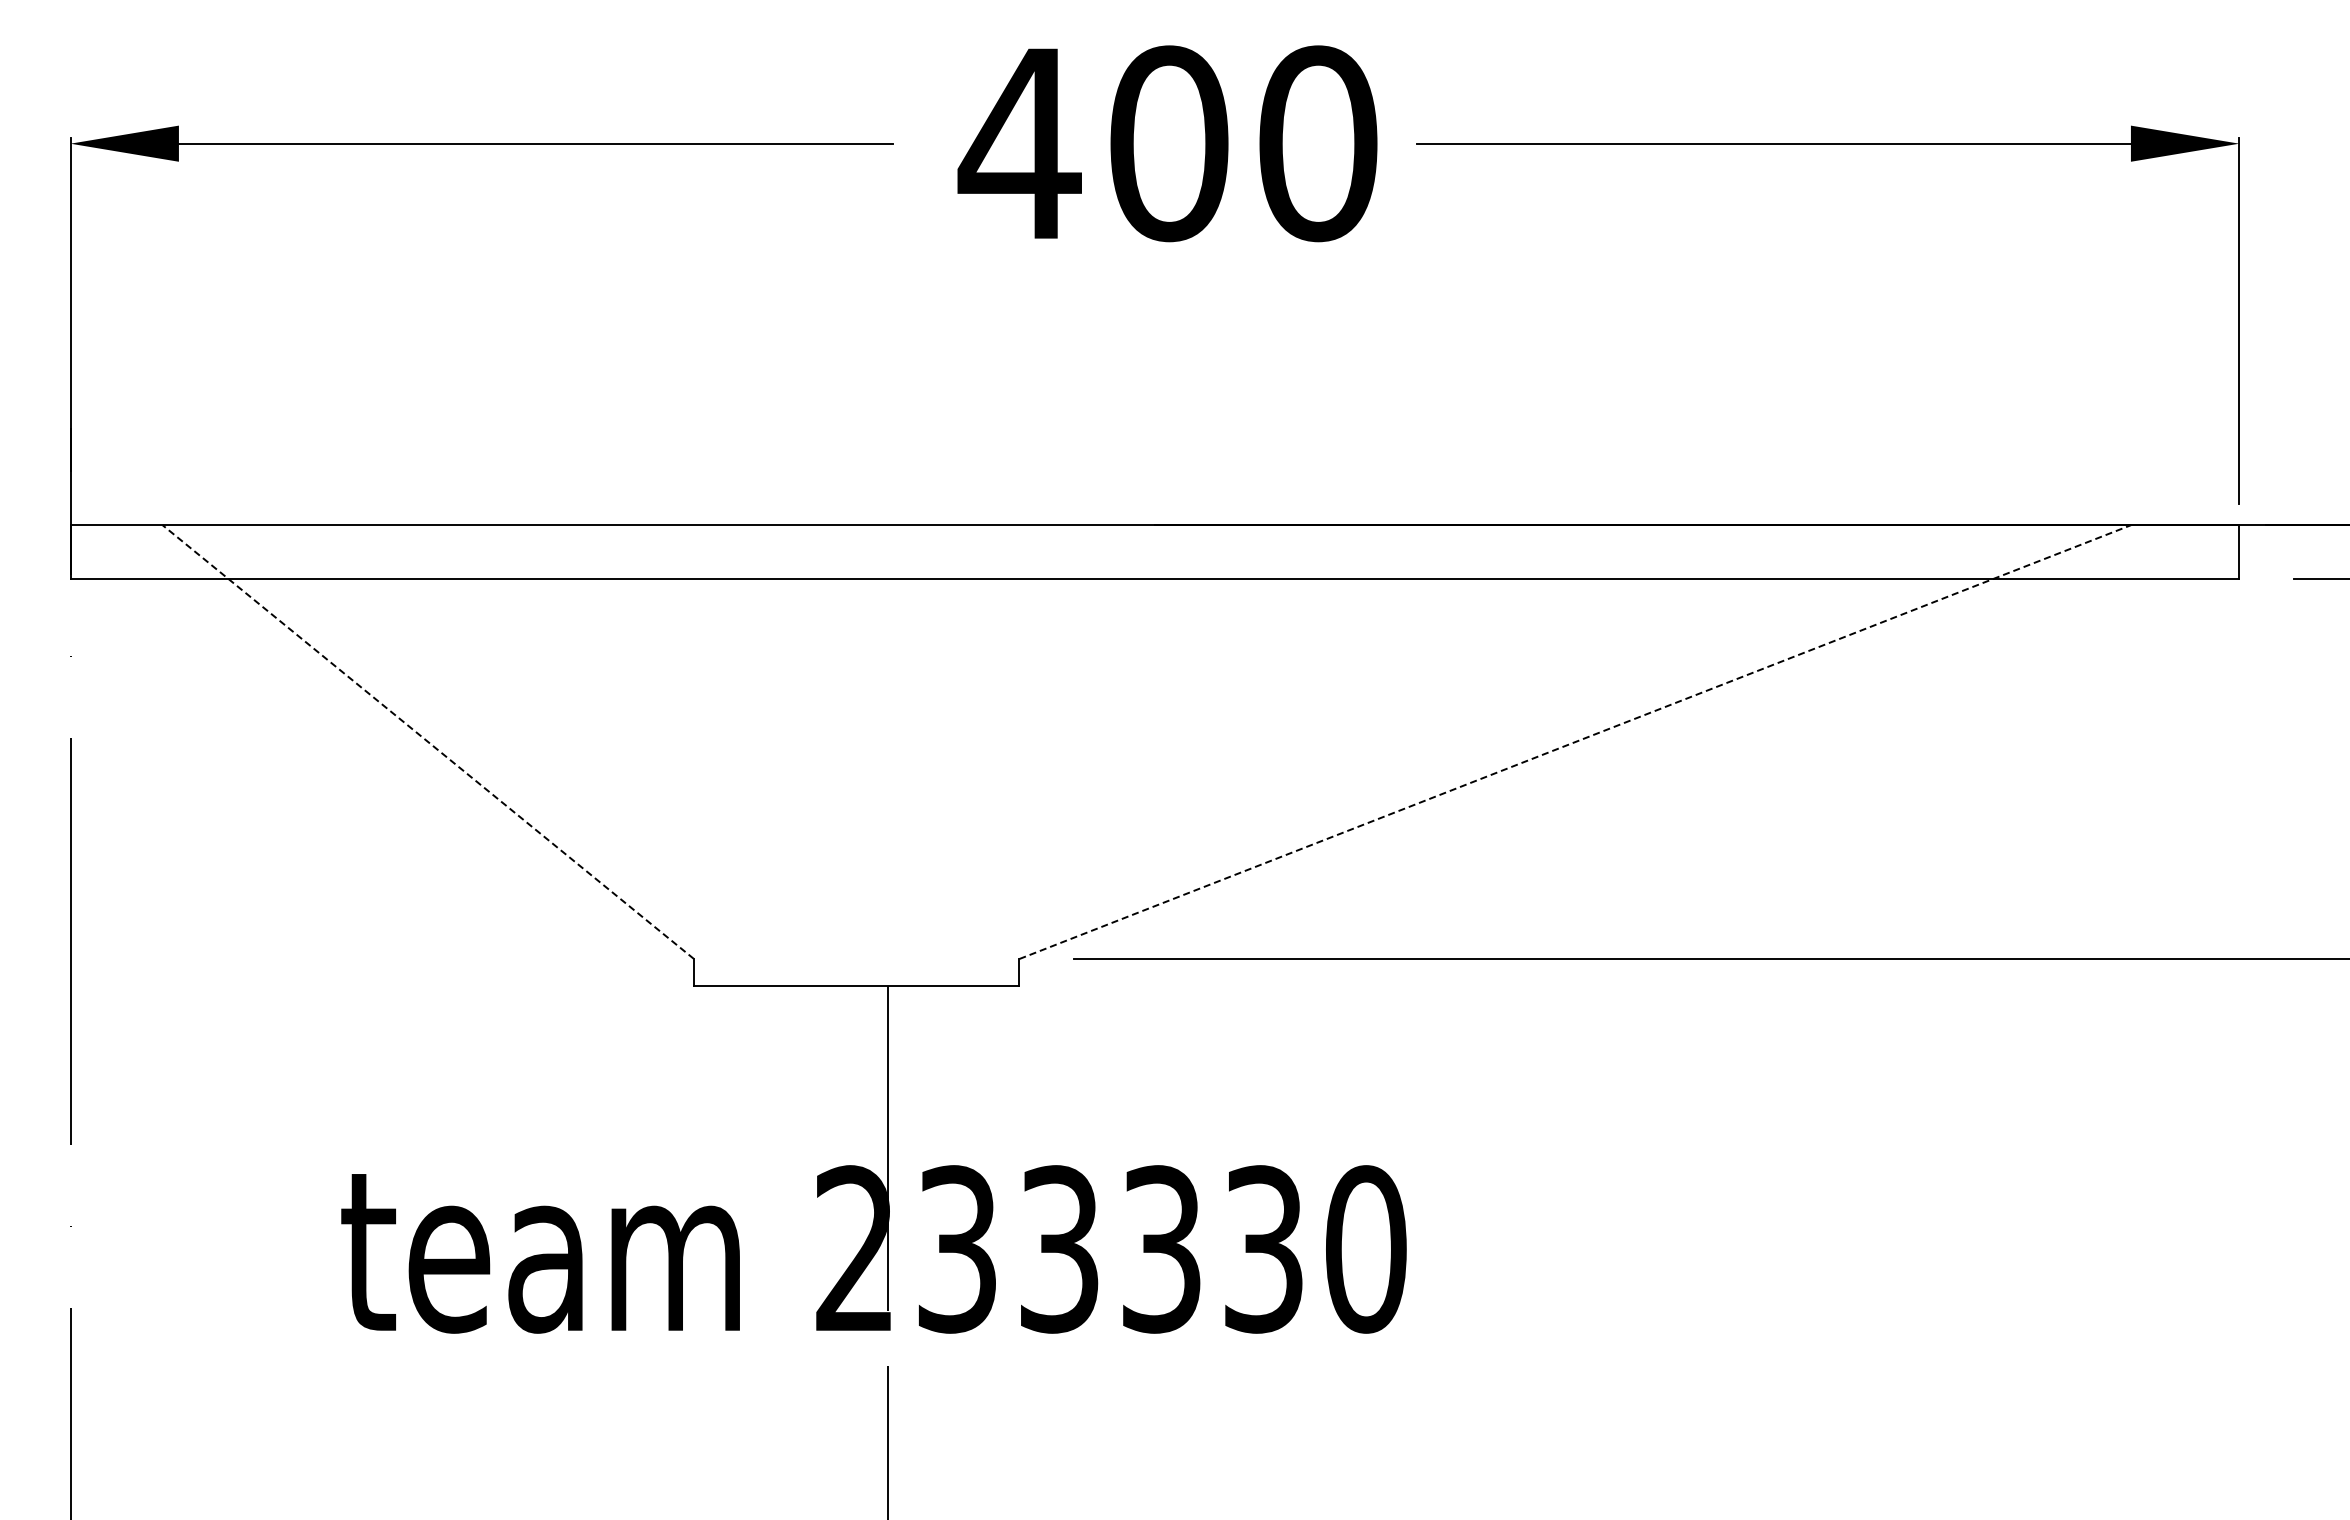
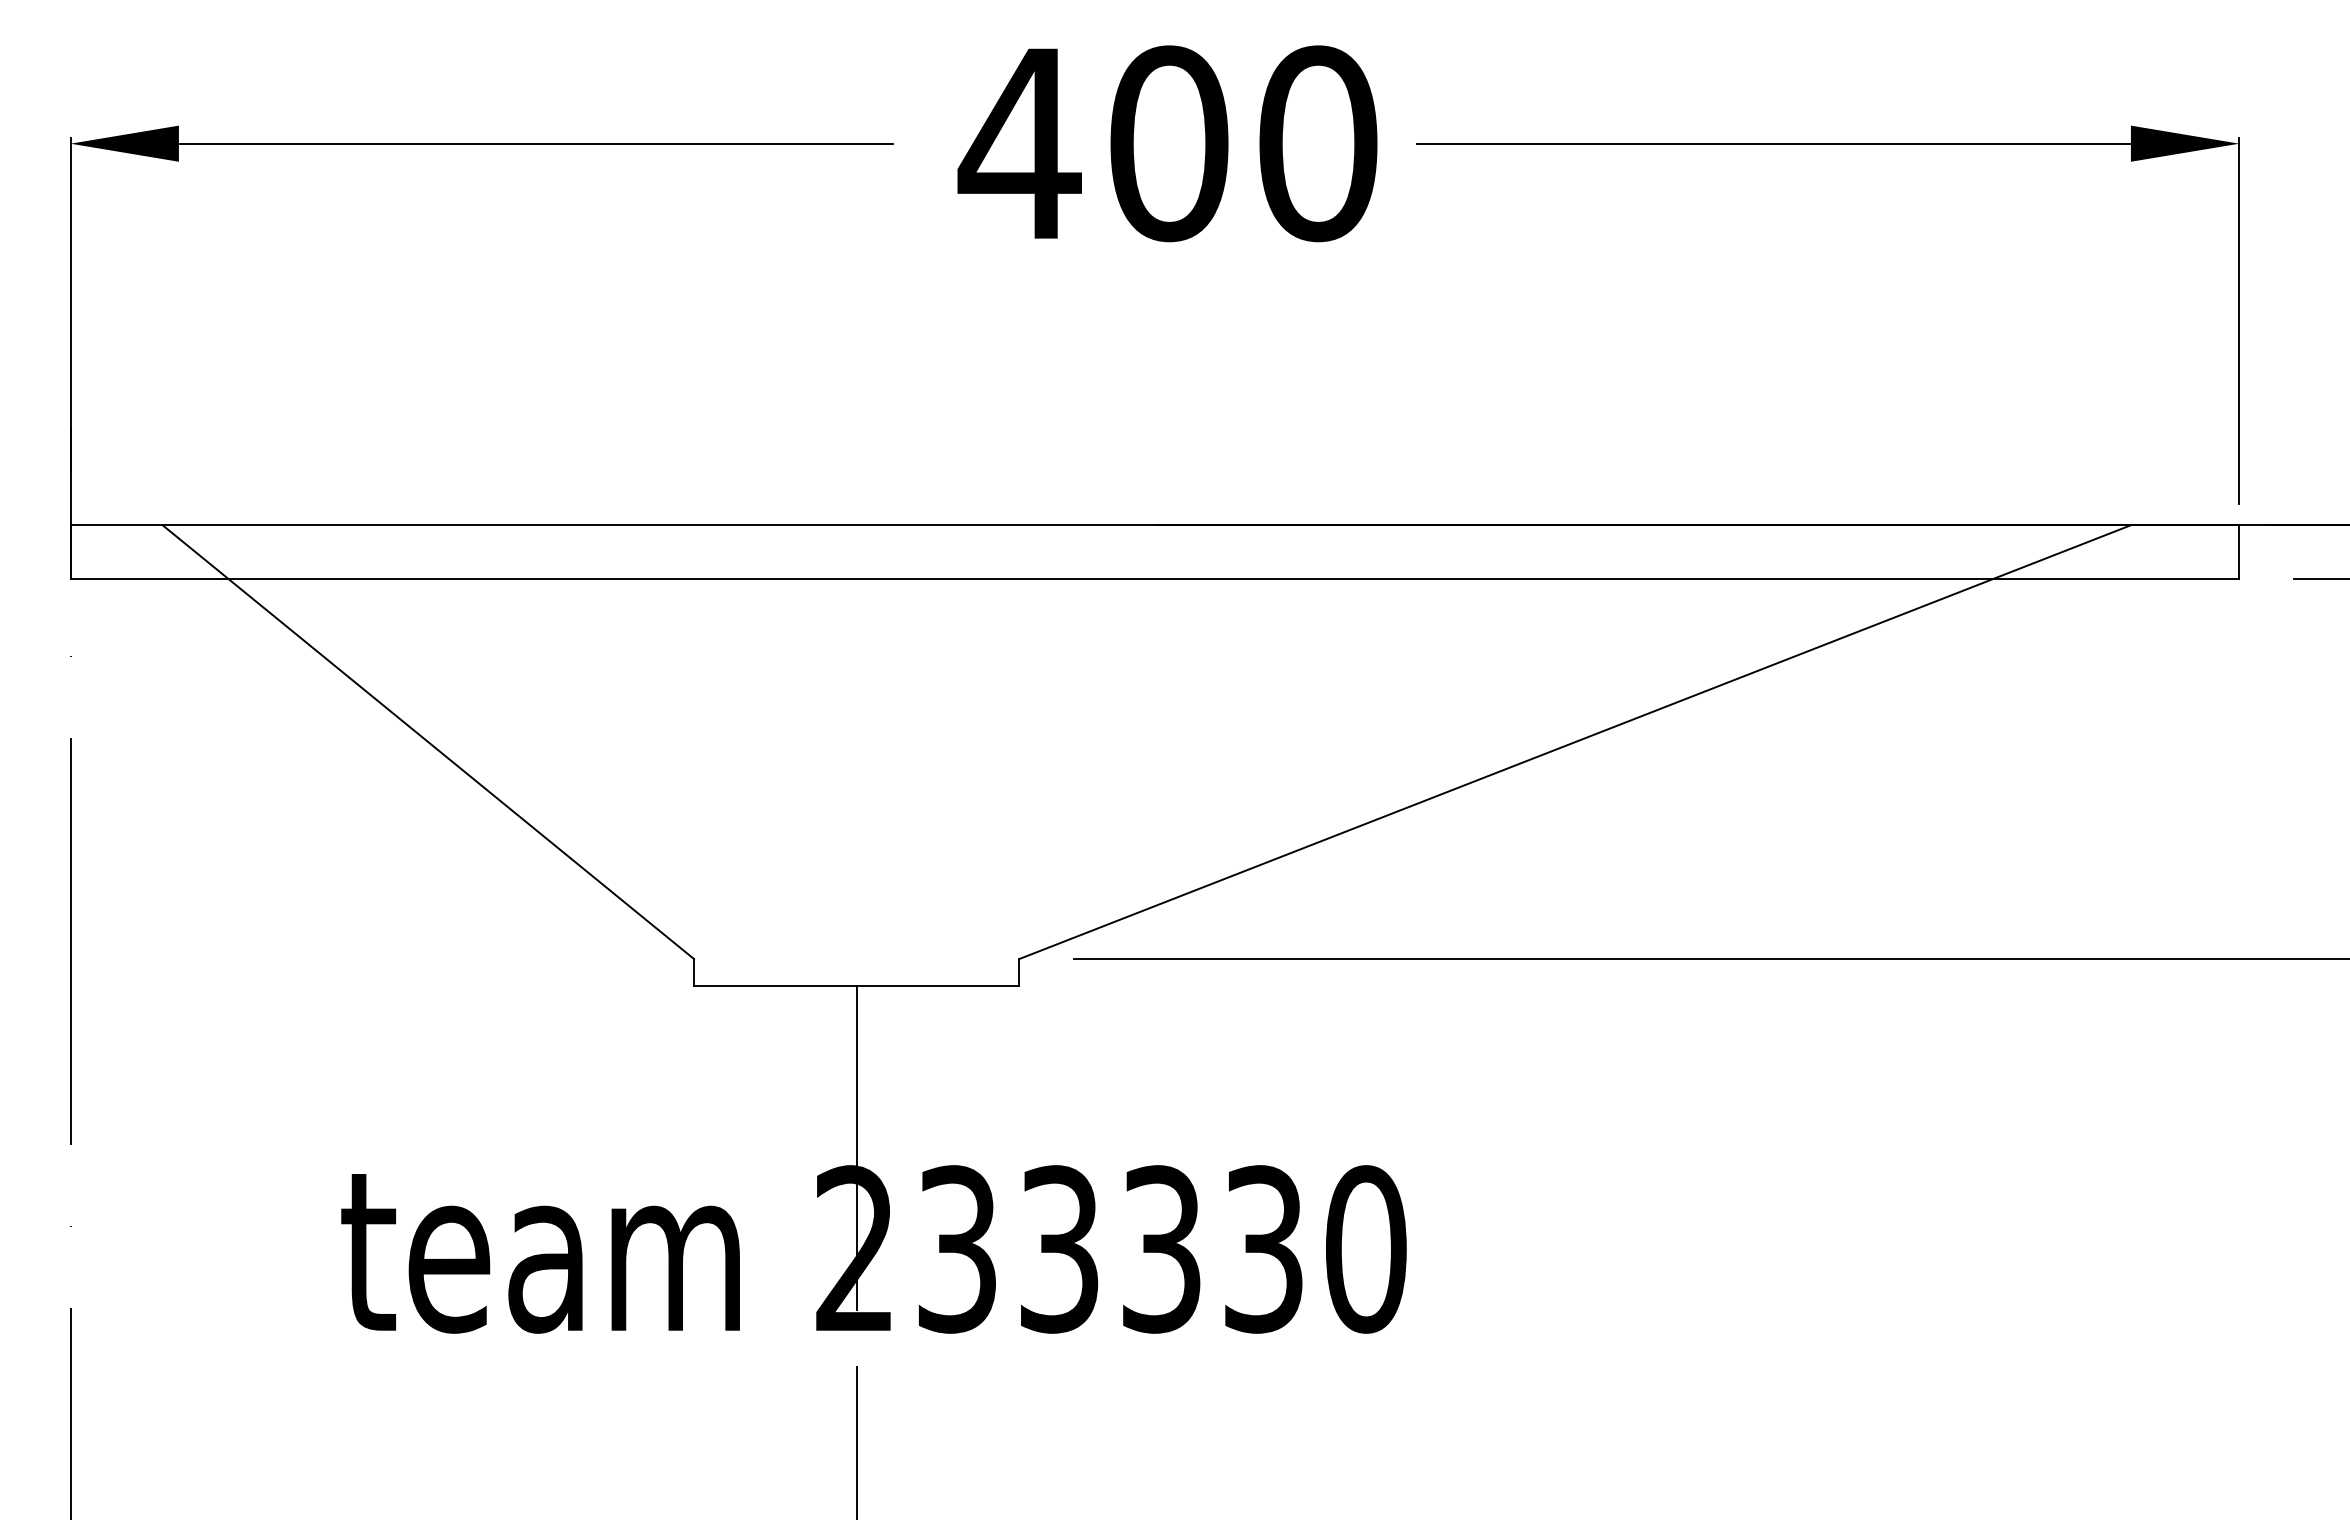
line: dashed -> solid (428, 742)
line: dashed -> solid (1575, 742)
line position: (887, 1251) -> (856, 1251) (856, 1251)
